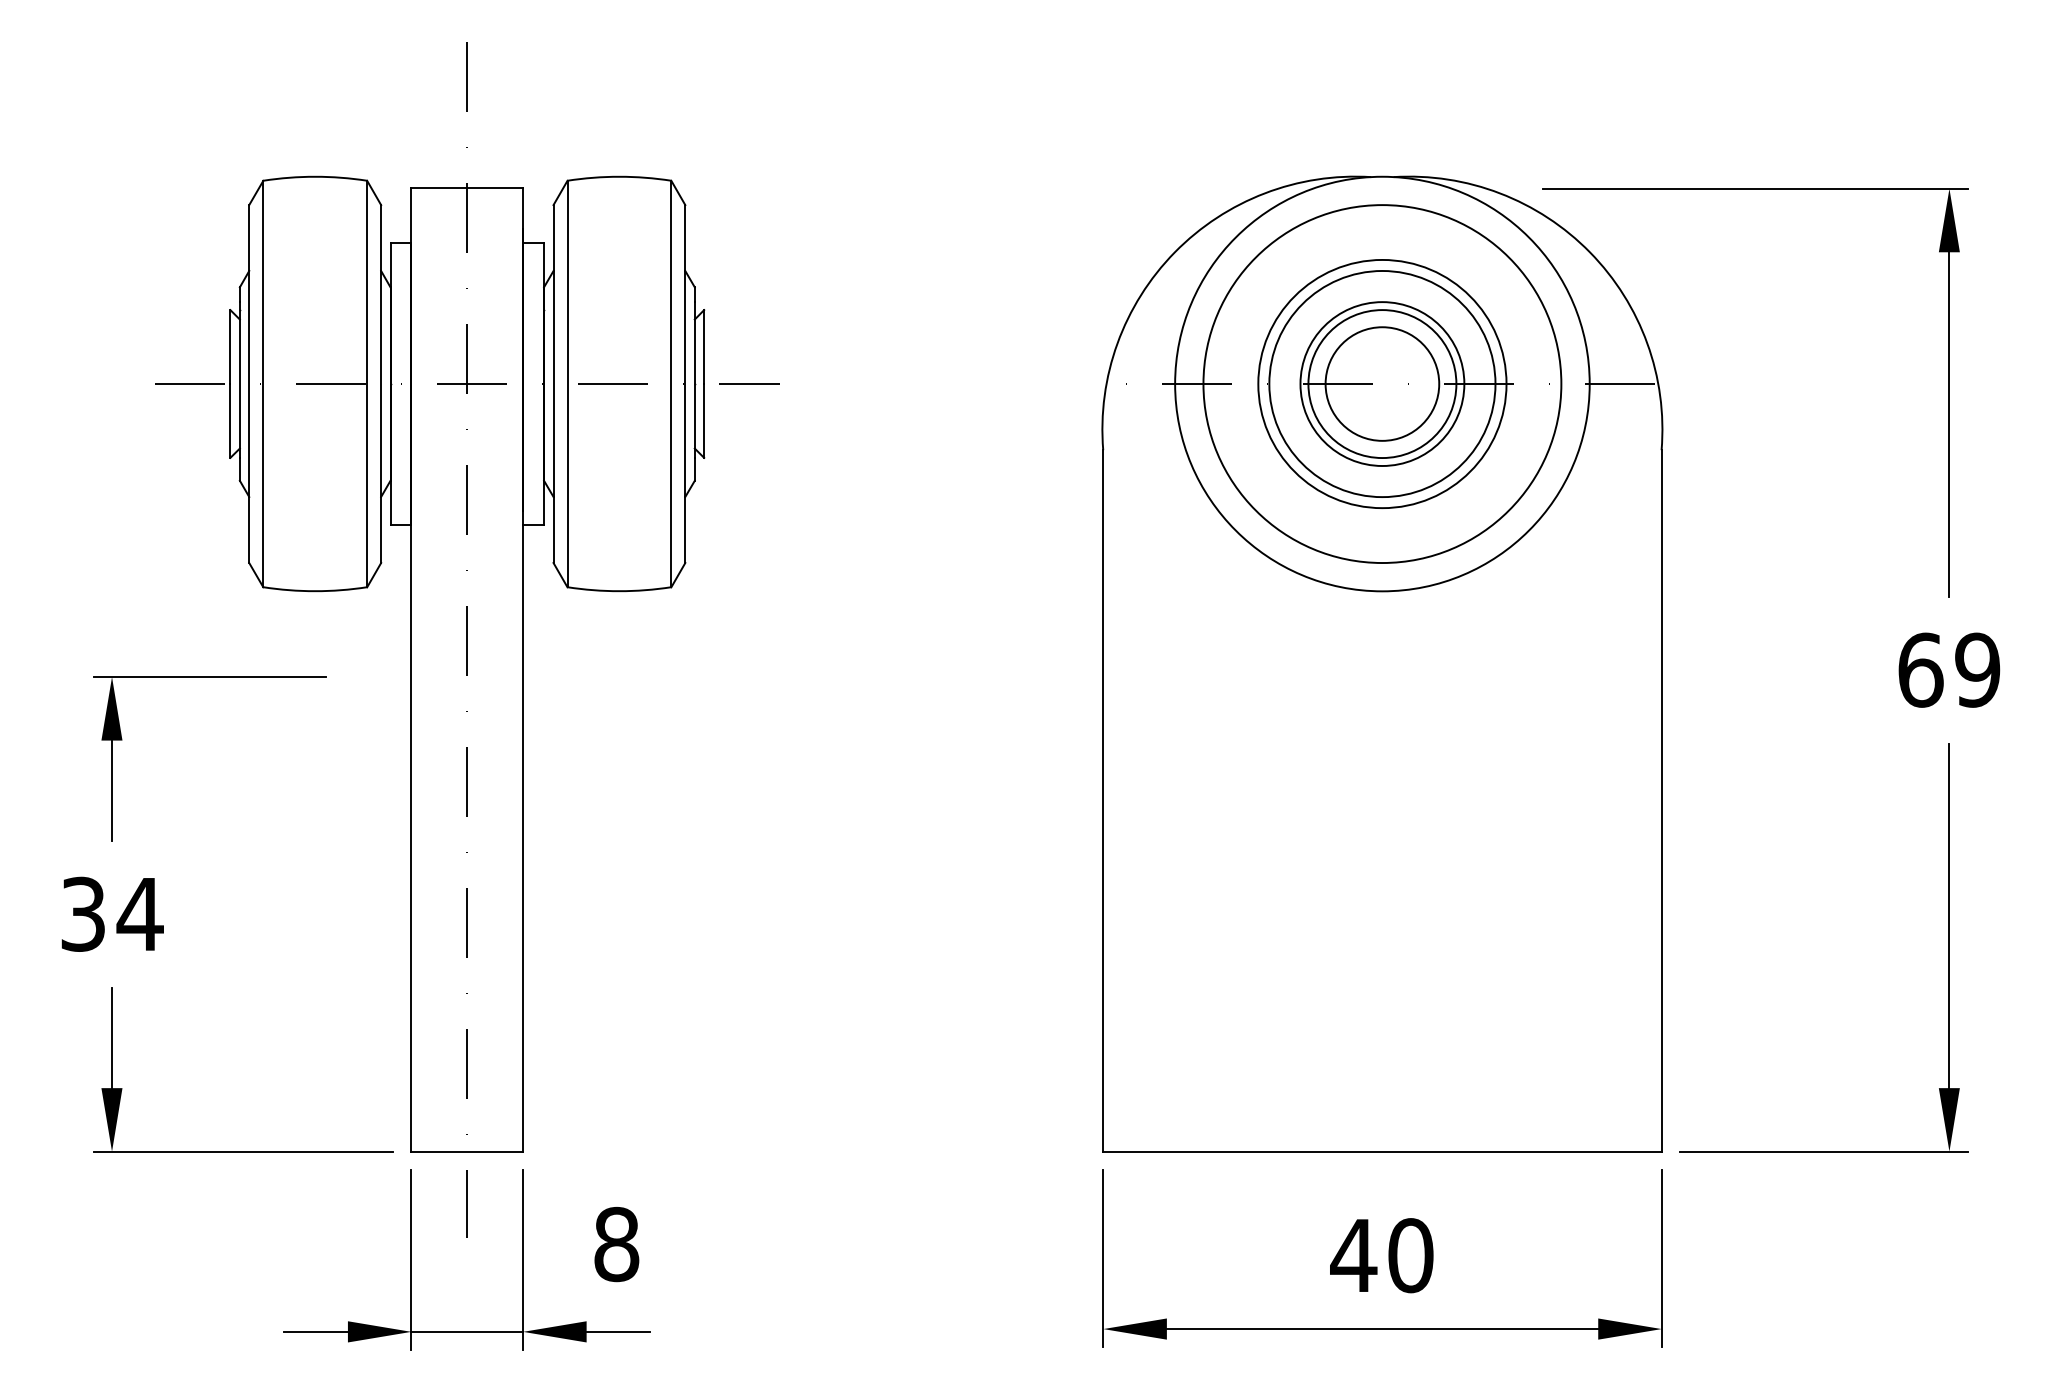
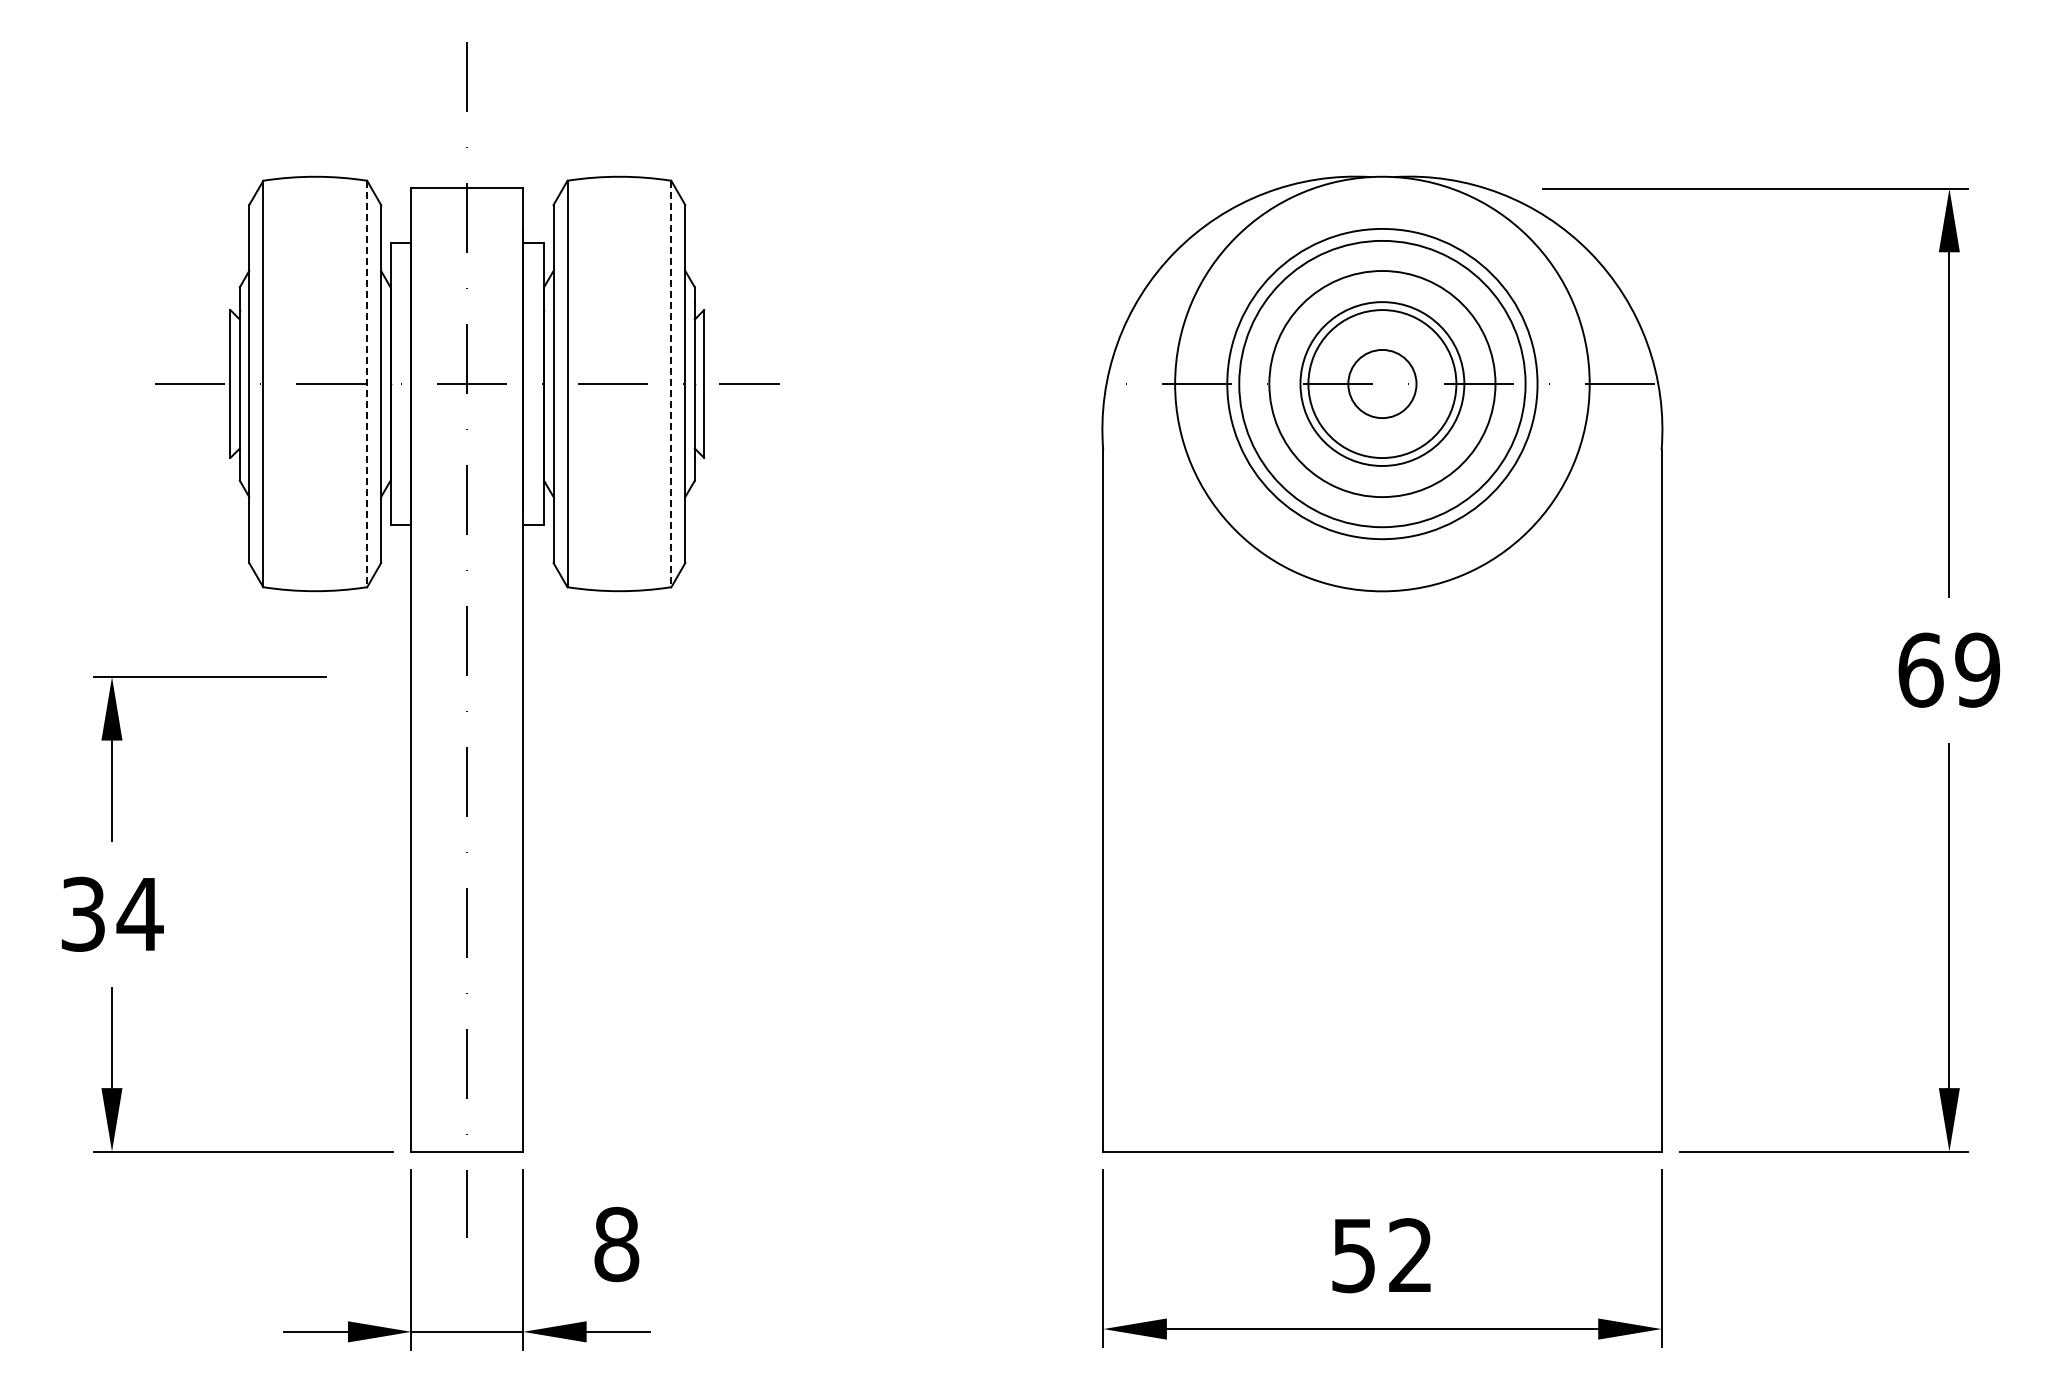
circle diameter: 114 px -> 68 px (1382, 383)
circle diameter: 248 px -> 310 px (1382, 383)
line: solid -> dashed (367, 384)
line: solid -> dashed (671, 384)
circle diameter: 358 px -> 286 px (1382, 383)
text: 40 -> 52 (1381, 1255)
